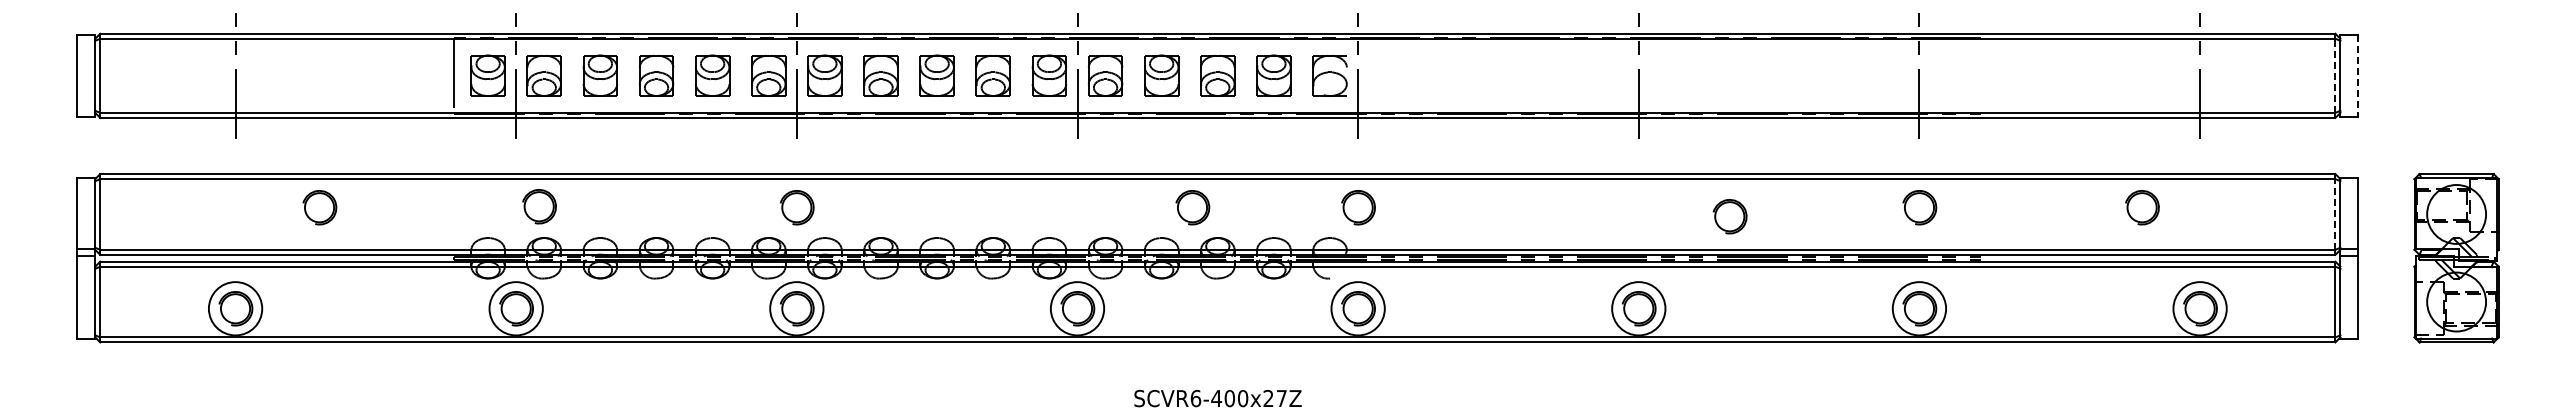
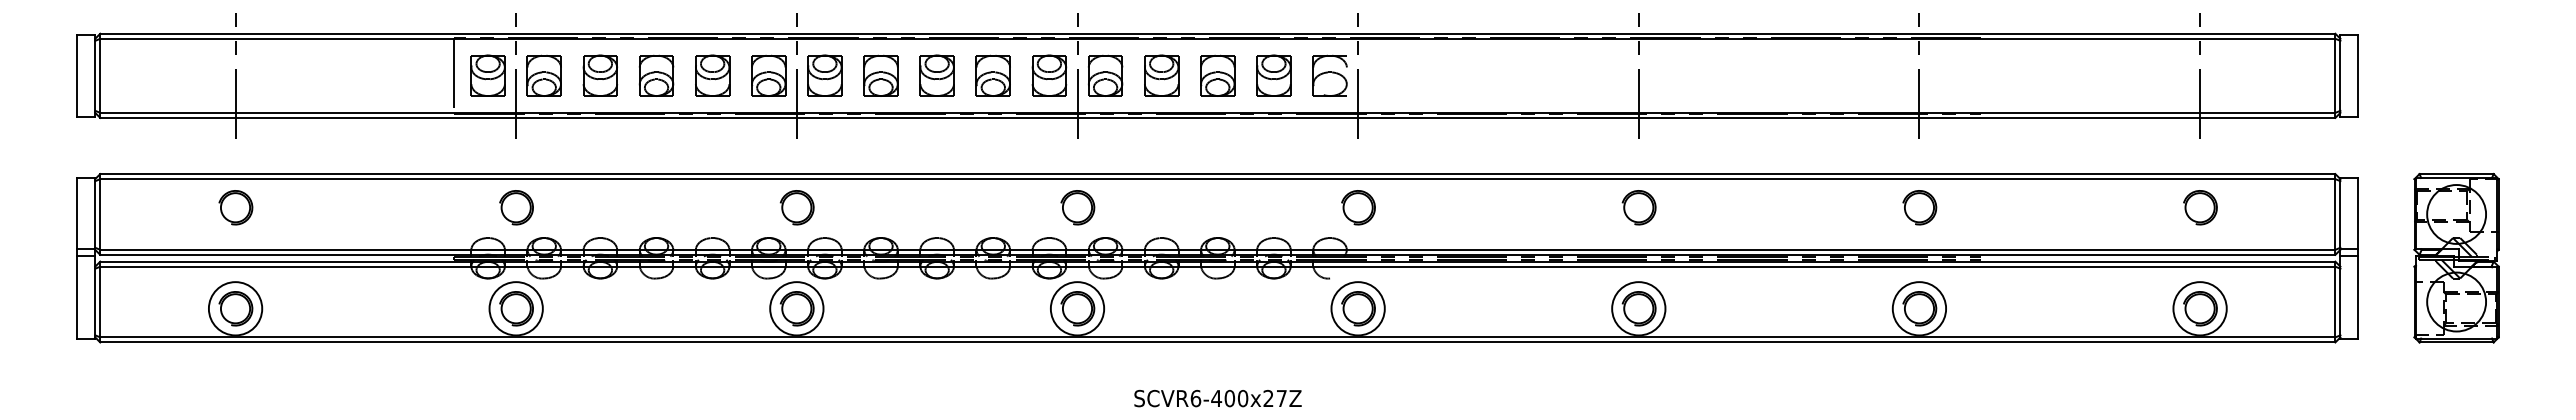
line: dashed -> solid (2335, 75)
line: dashed -> solid (2358, 75)
part position: (539, 206) -> (516, 207) (516, 207)
part position: (319, 207) -> (235, 207) (235, 207)
part position: (1192, 207) -> (1077, 207) (1077, 207)
part position: (2142, 207) -> (2200, 207) (2200, 207)
line: dashed -> solid (2335, 213)
part position: (1729, 216) -> (1638, 207) (1638, 207)
